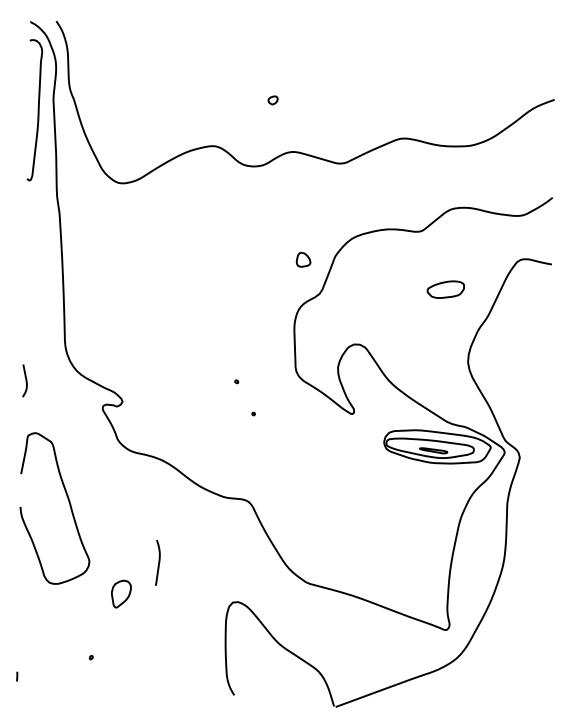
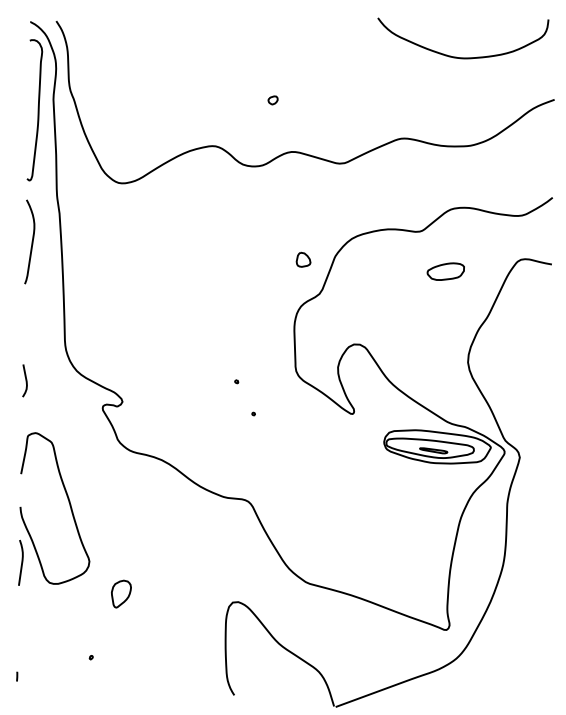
curve: none -> present (463, 57)
curve: none -> present (31, 241)
part position: (445, 289) -> (445, 271) (445, 271)
curve position: (158, 562) -> (21, 562) (21, 562)
